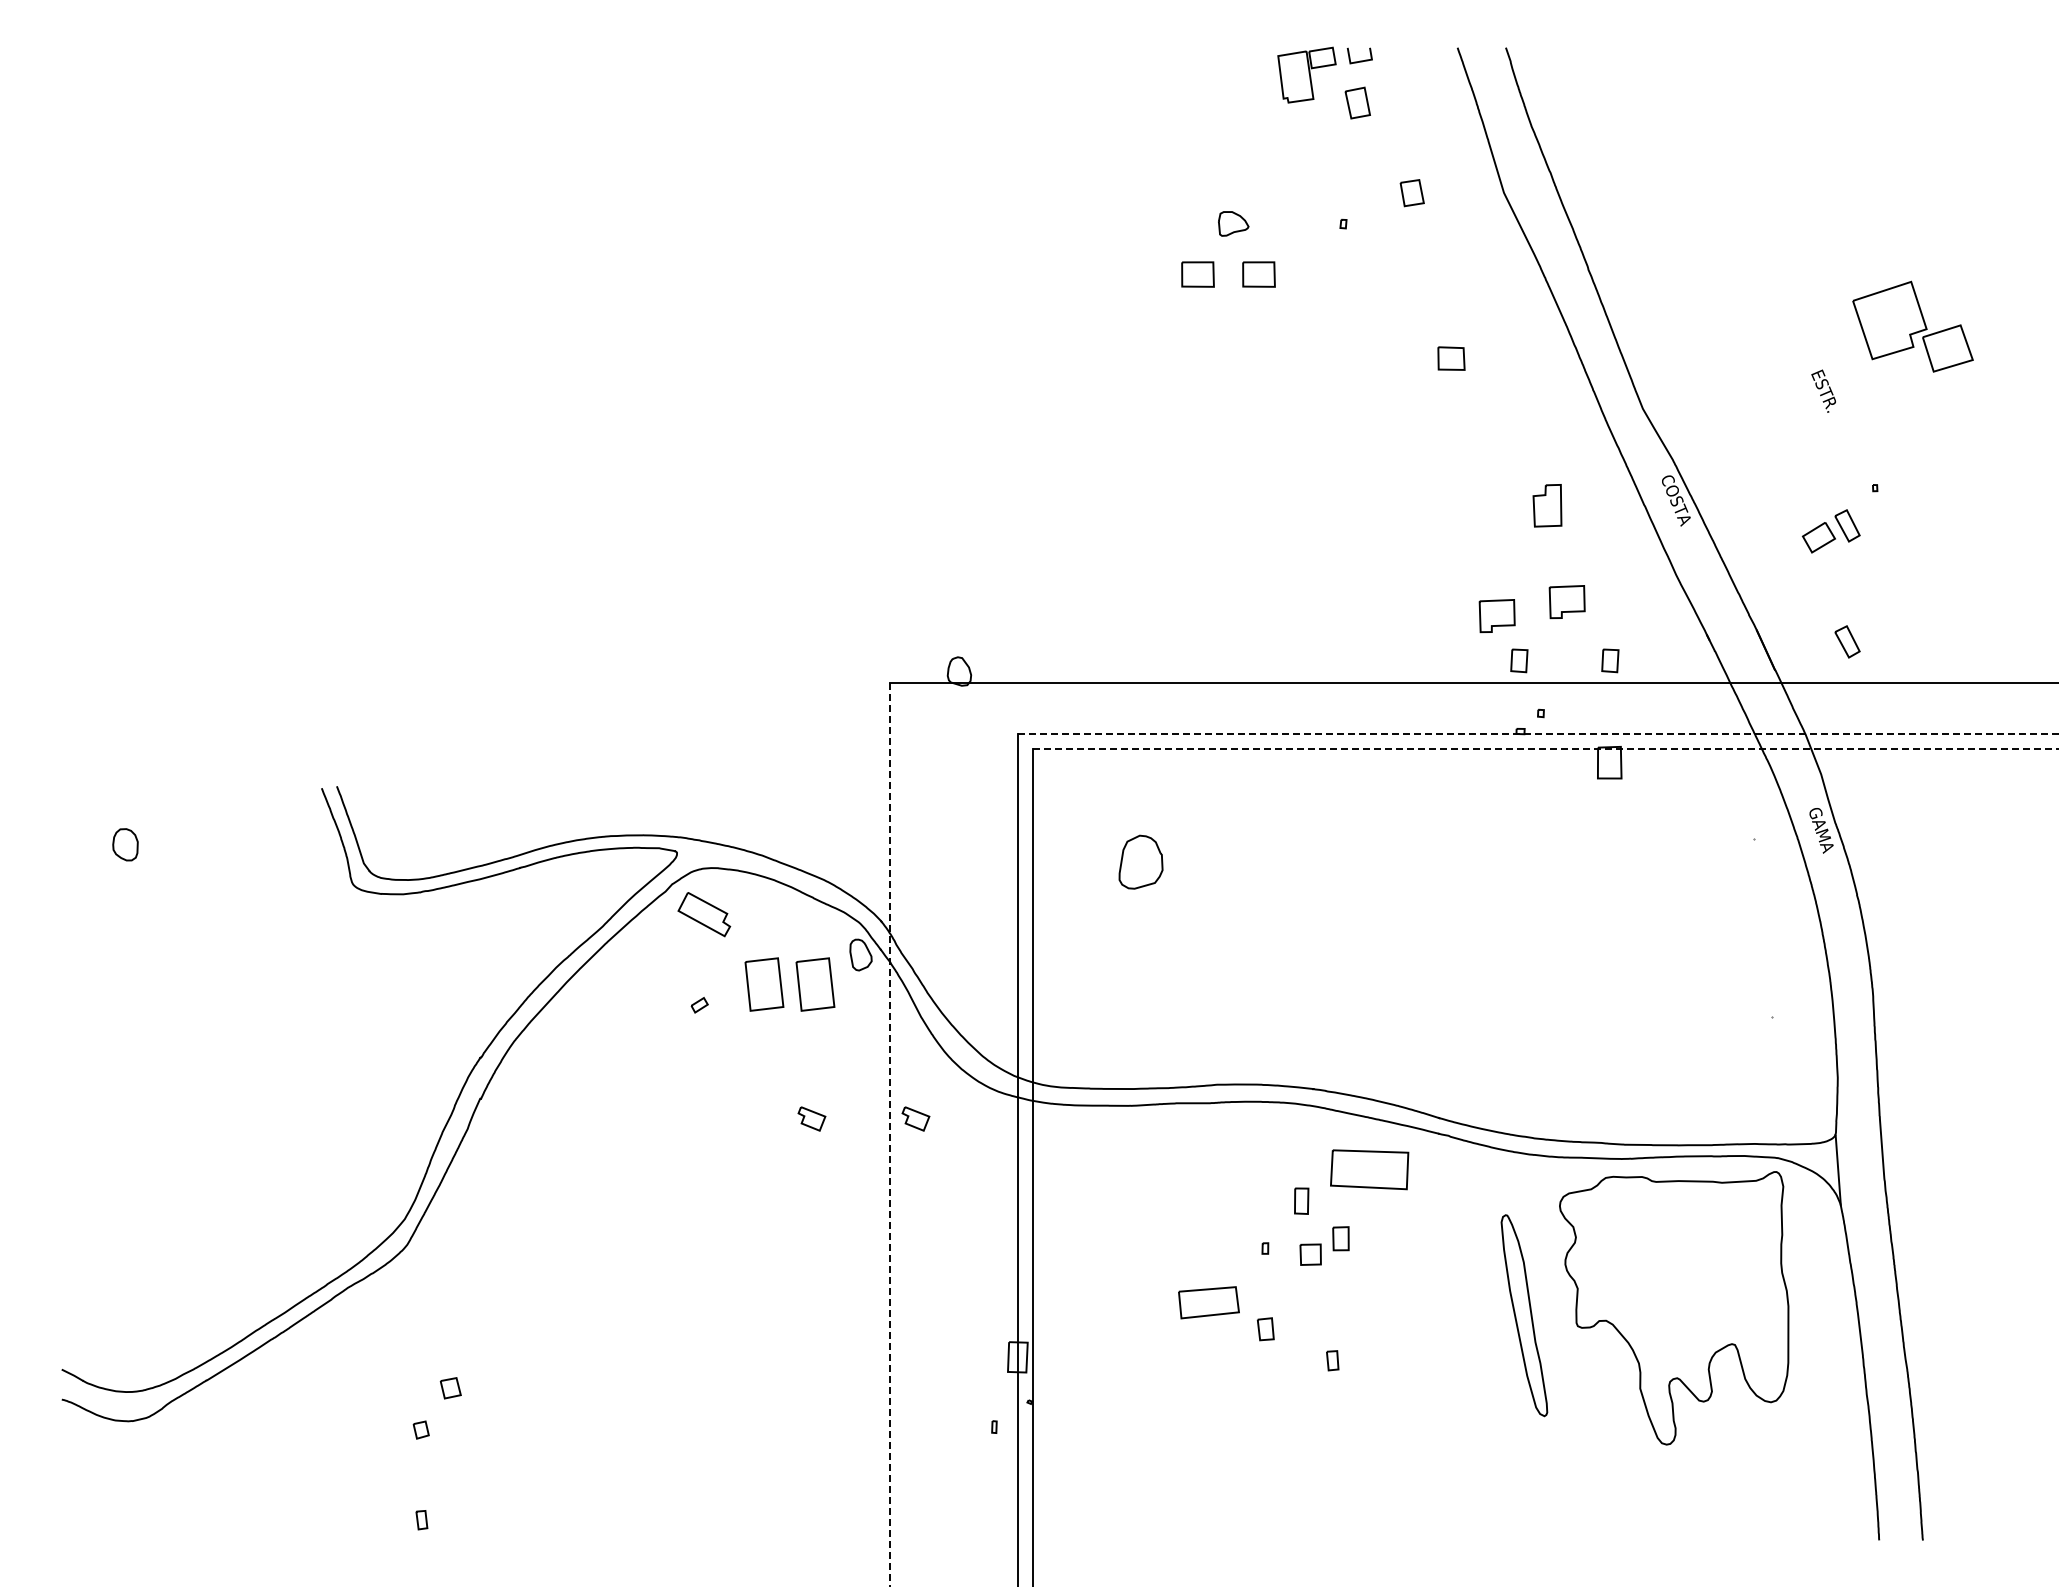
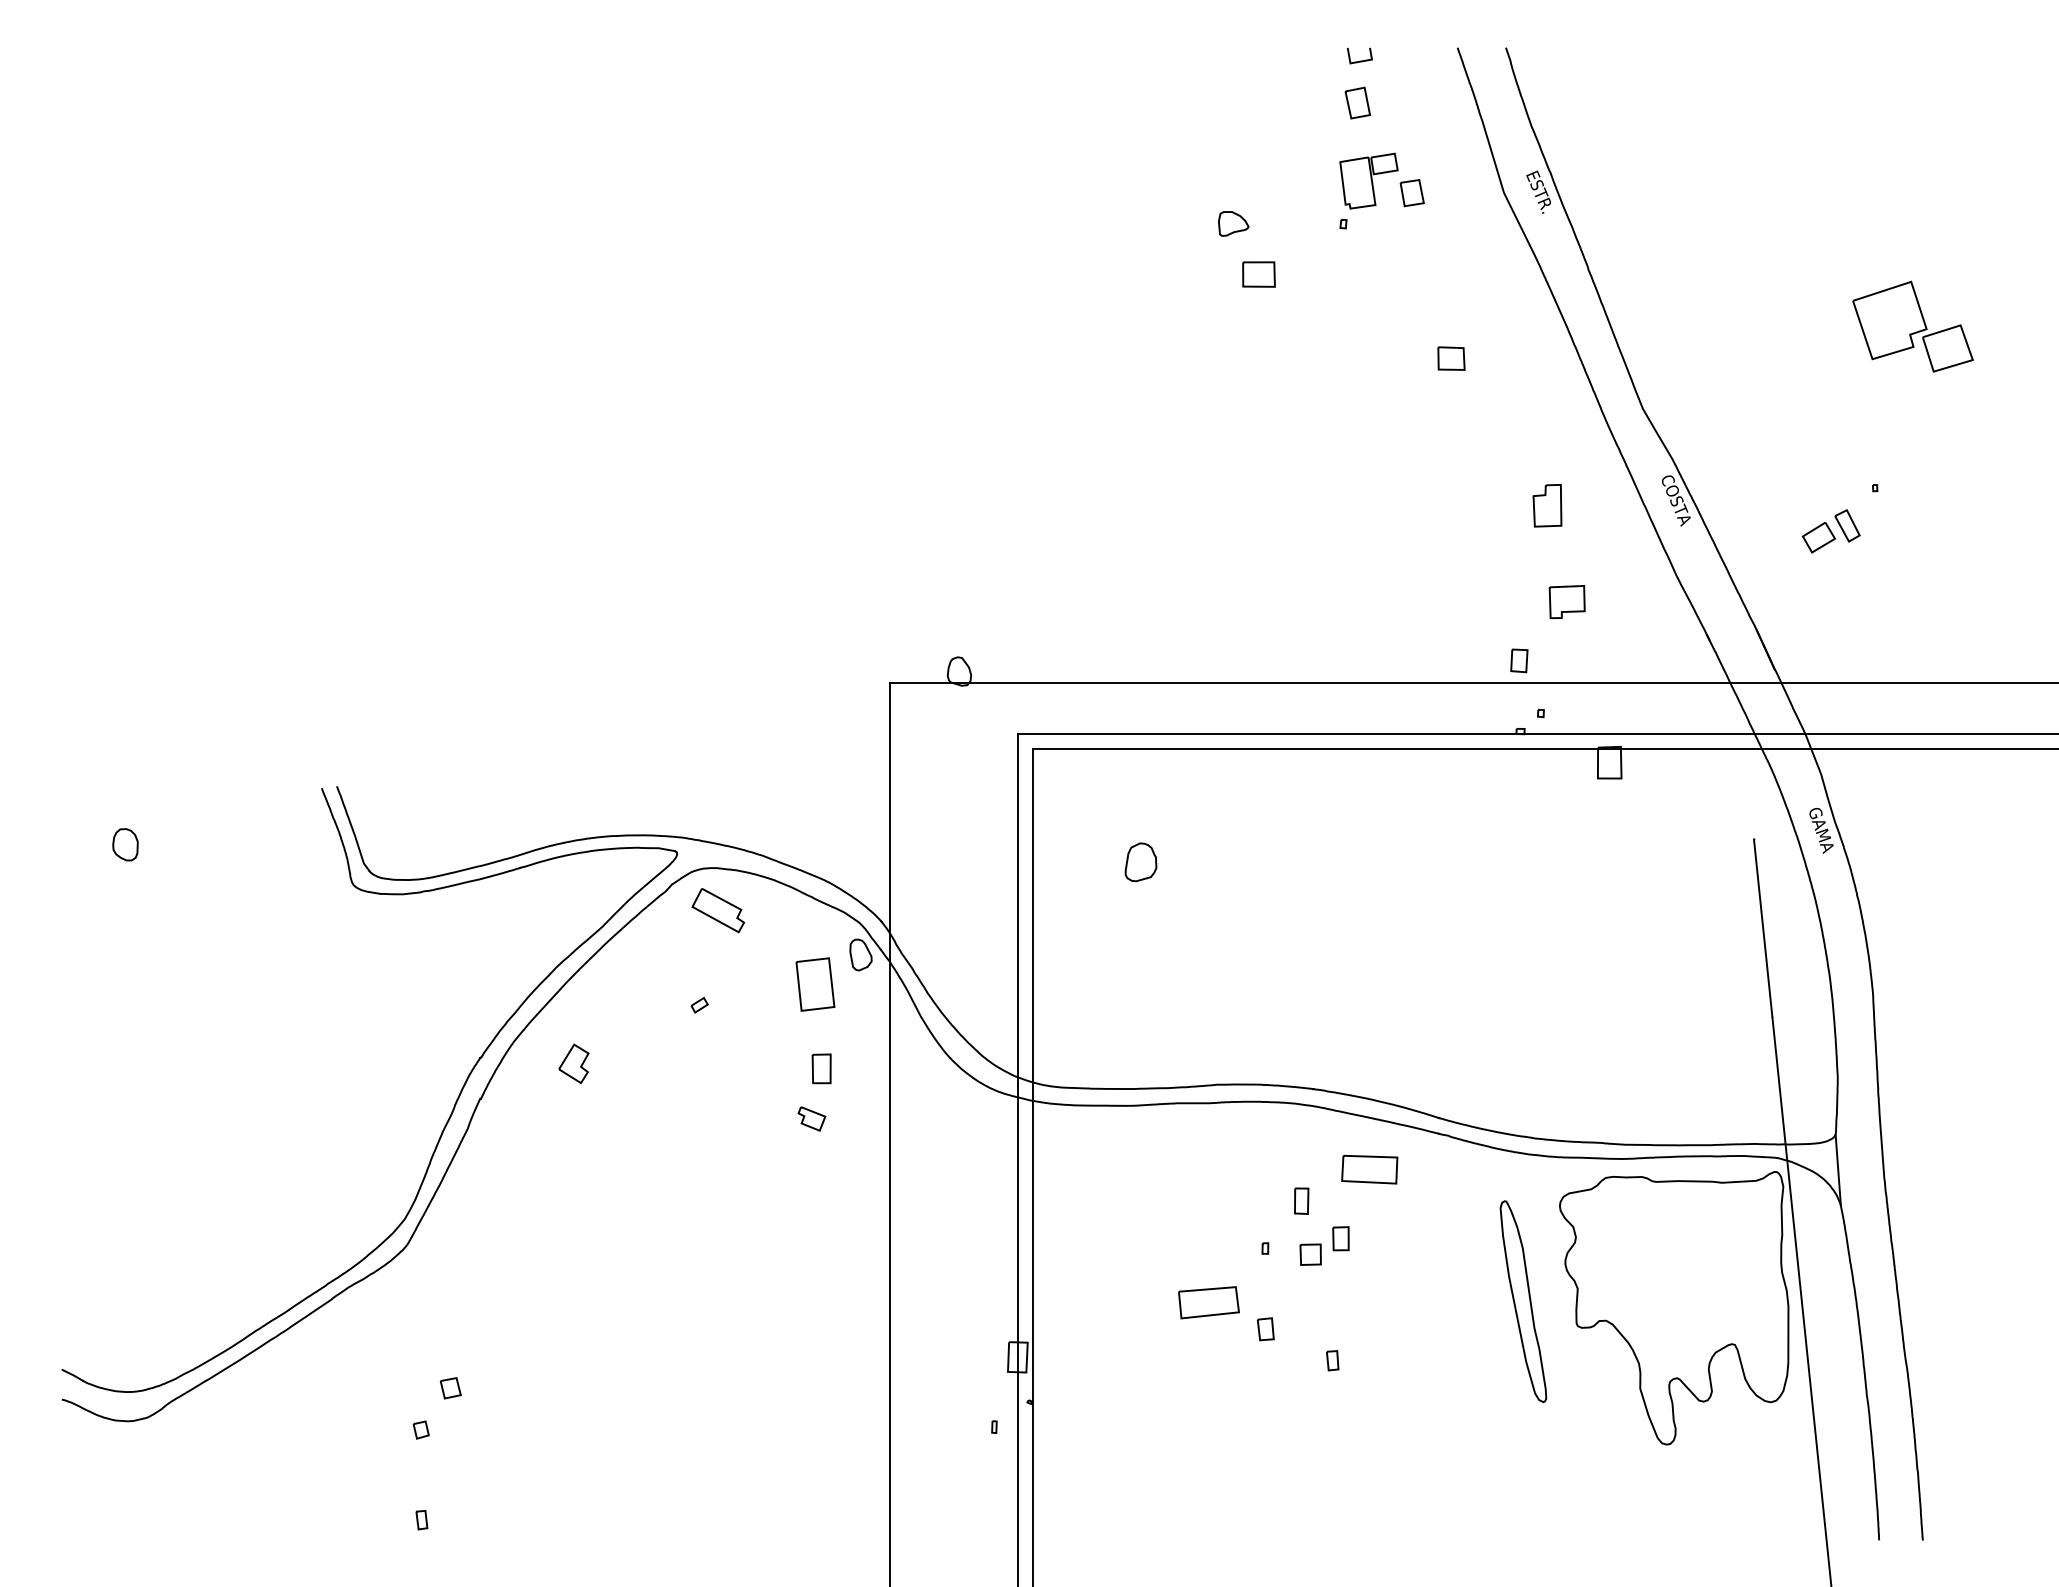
part position: (1306, 74) -> (1368, 180) (1368, 180)
part: present -> none (1197, 274)
text position: (1823, 390) -> (1538, 191) (1538, 191)
part: present -> none (1496, 616)
part: present -> none (1847, 641)
part: present -> none (1610, 660)
line: dashed -> solid (1538, 734)
line: dashed -> solid (1545, 749)
part size: 46x56 px -> 34x41 px (1140, 862)
part position: (704, 914) -> (718, 910) (718, 910)
part: present -> none (764, 984)
part: none -> present (573, 1063)
part: none -> present (821, 1068)
part: present -> none (915, 1118)
line: dashed -> solid (890, 1135)
part size: 80x42 px -> 58x31 px (1369, 1169)
line: none -> present (1792, 1211)
part position: (1524, 1315) -> (1523, 1301) (1523, 1301)
